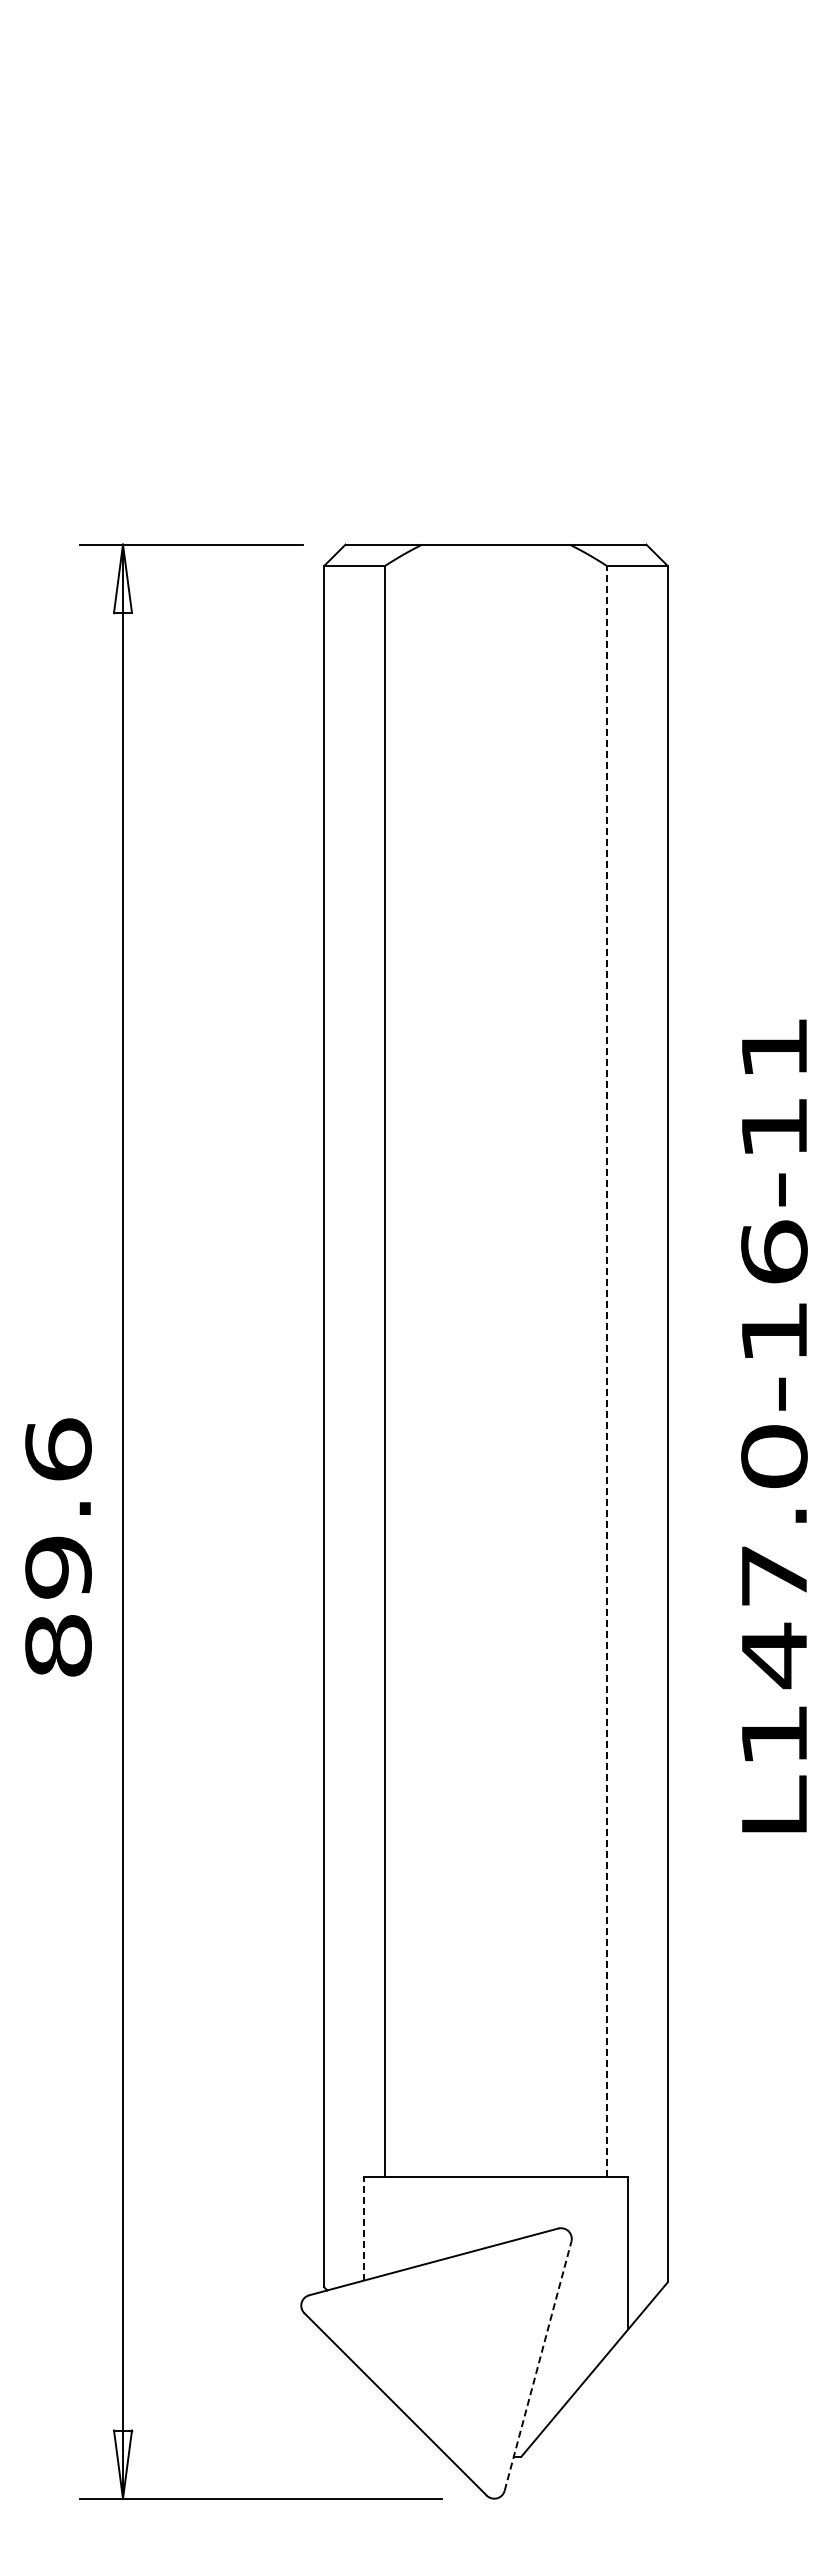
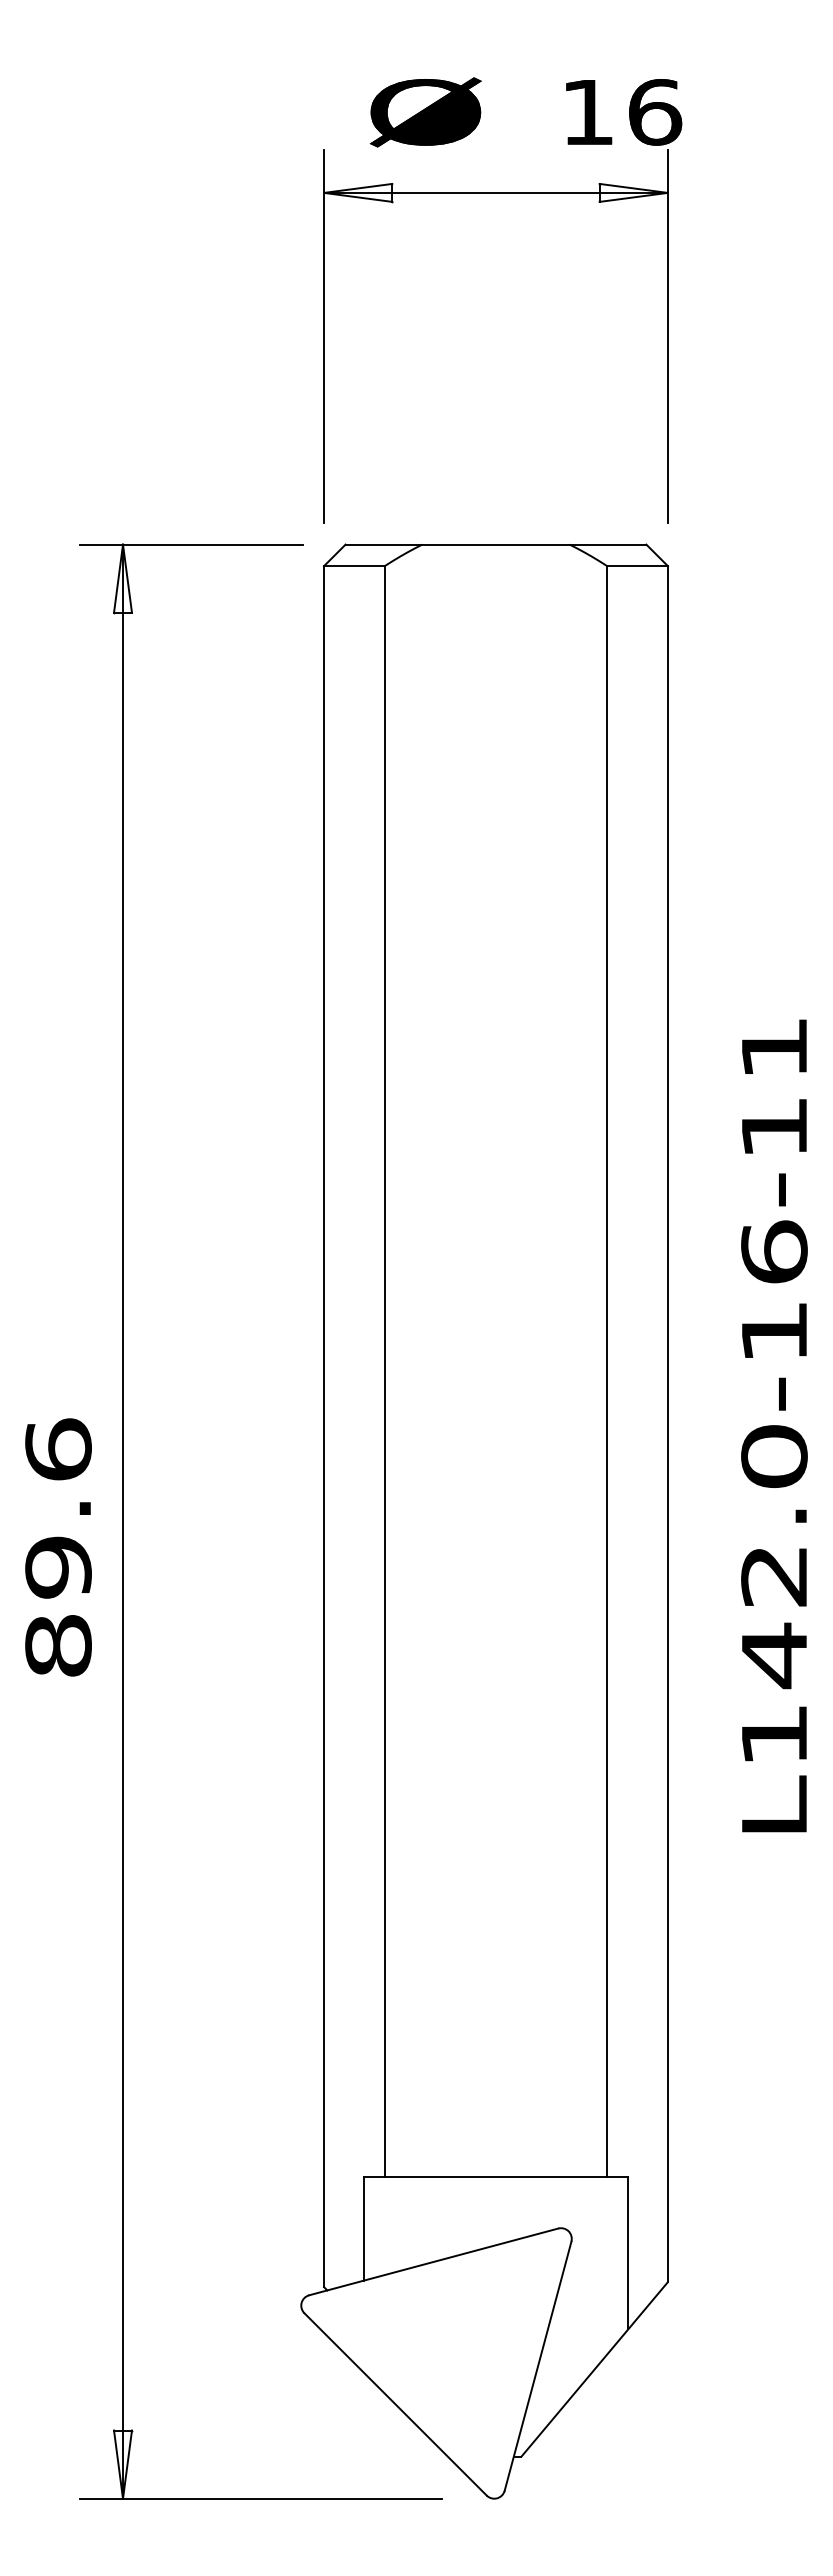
part: none -> present (502, 193)
line: dashed -> solid (607, 1371)
text: L147.0-16-11 -> L142.0-16-11 (773, 1576)
line: dashed -> solid (363, 2229)
line: dashed -> solid (538, 2366)
